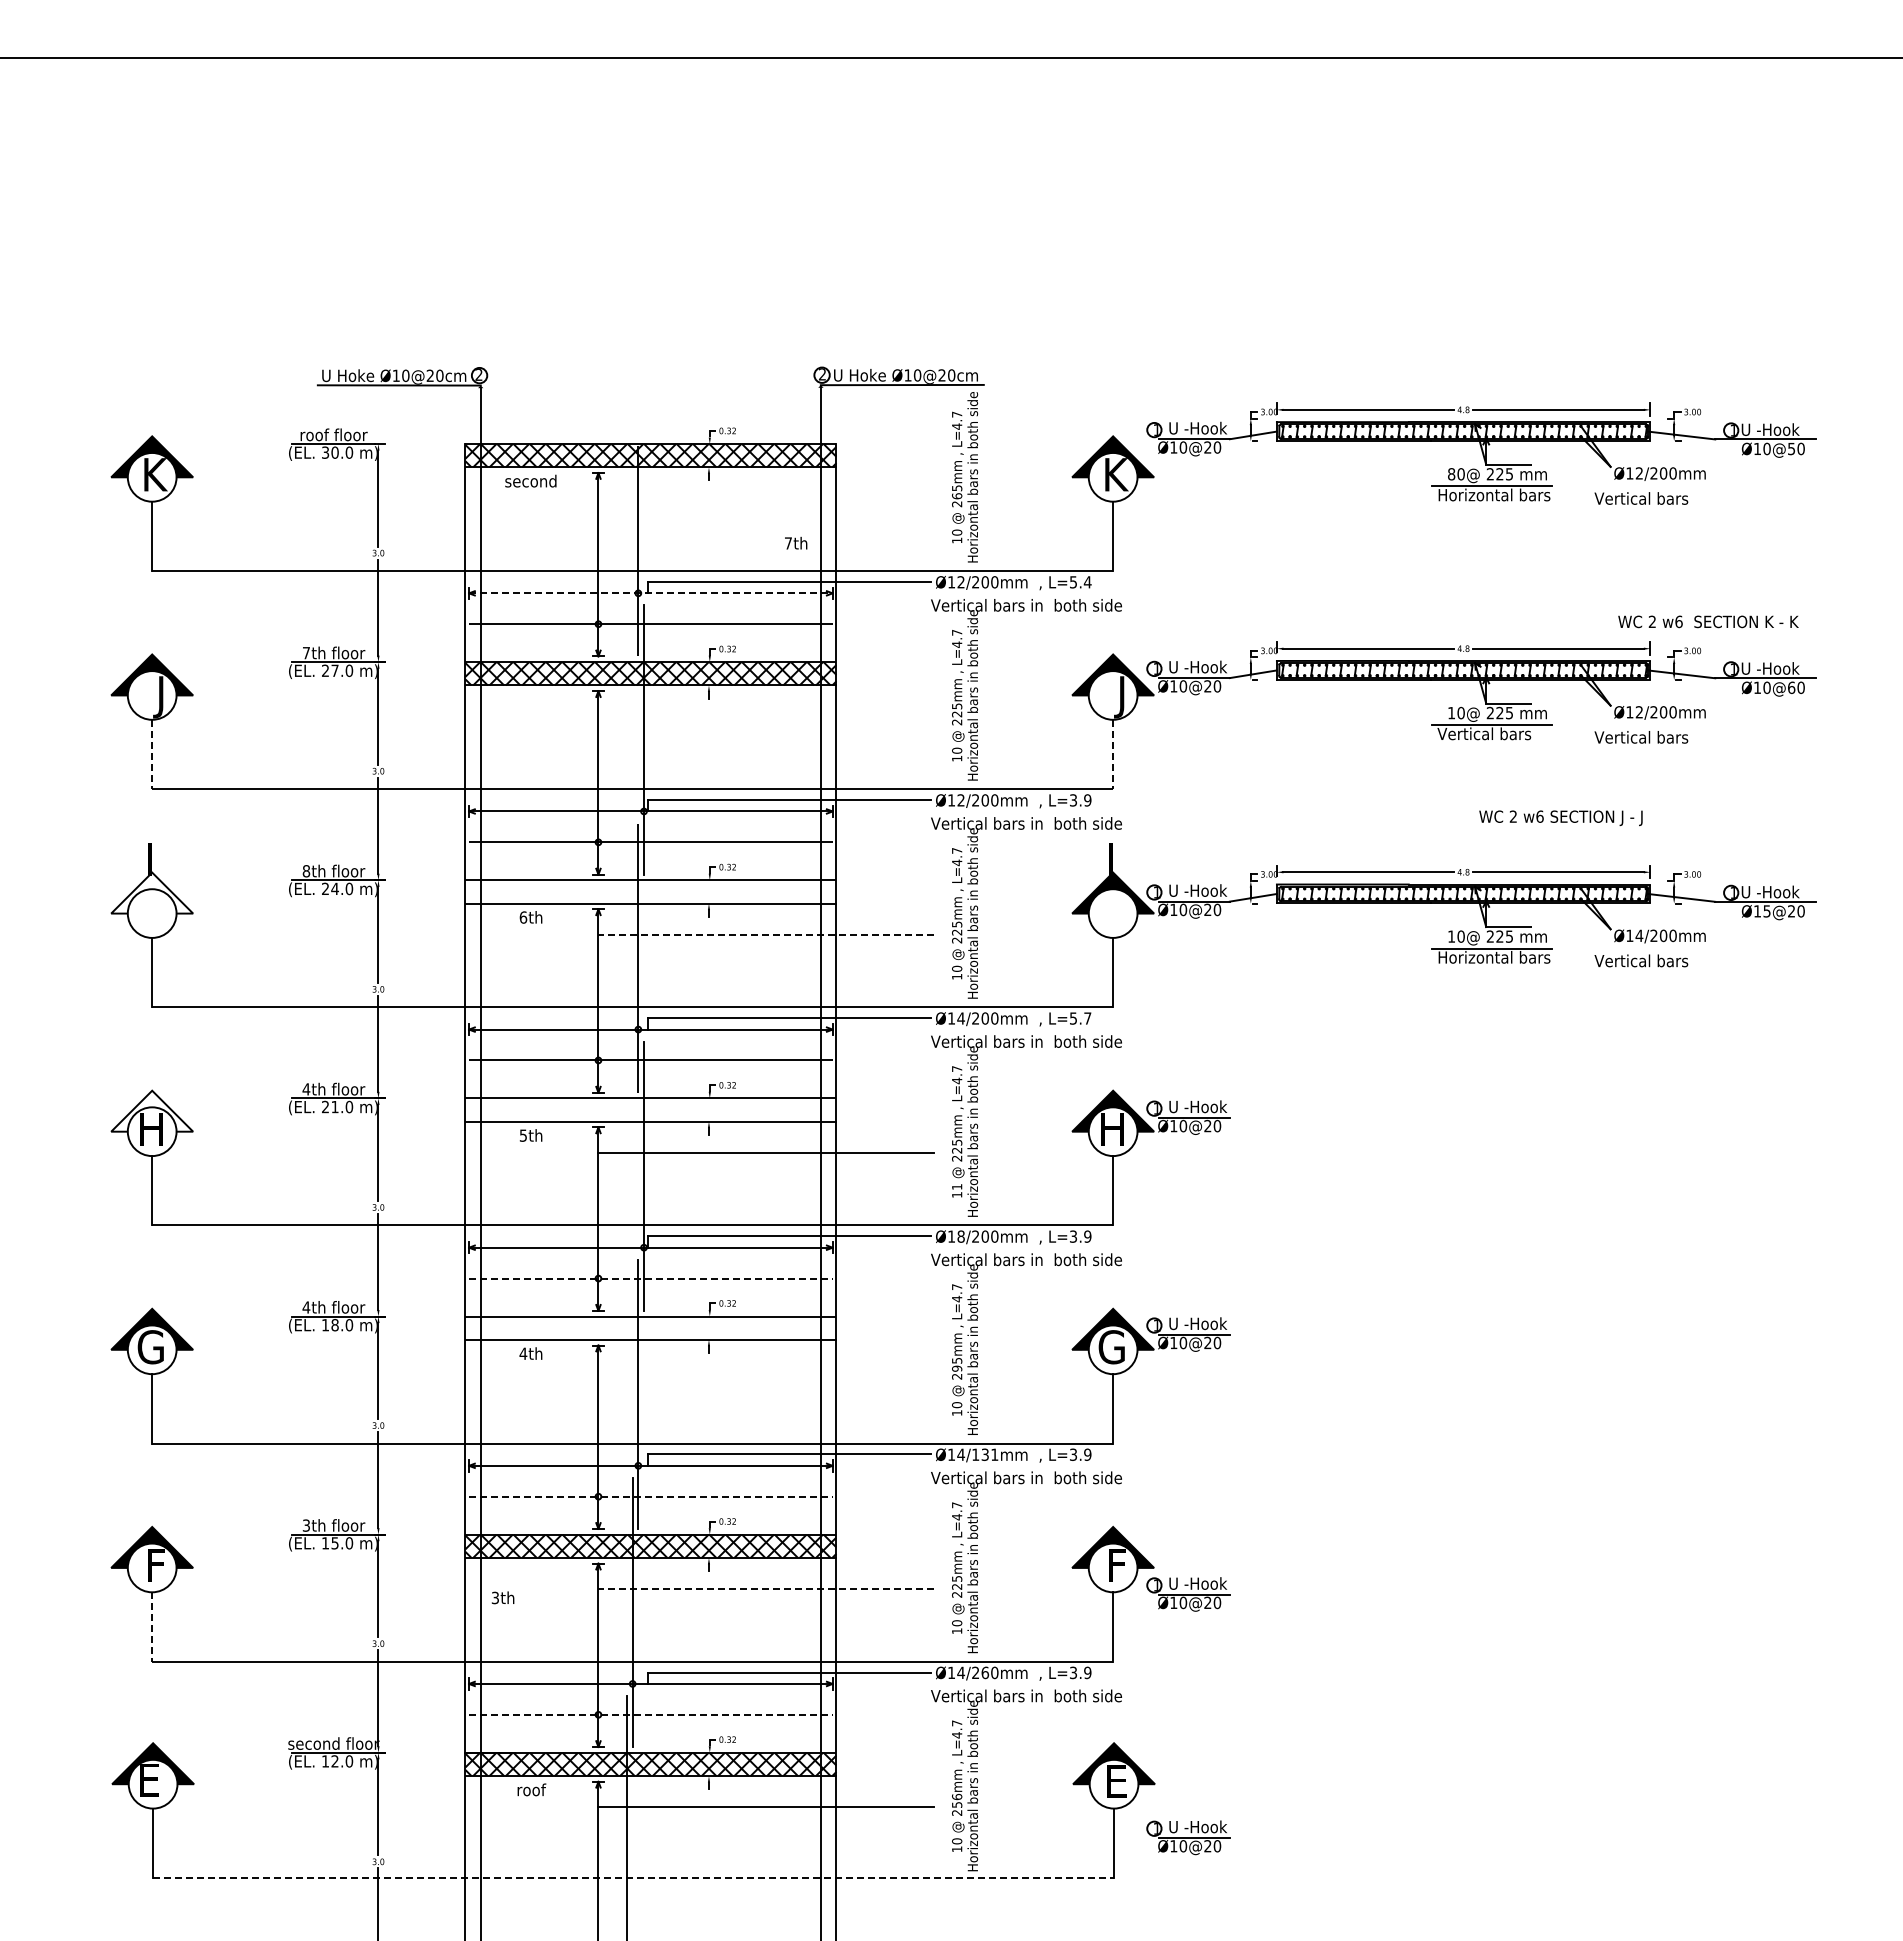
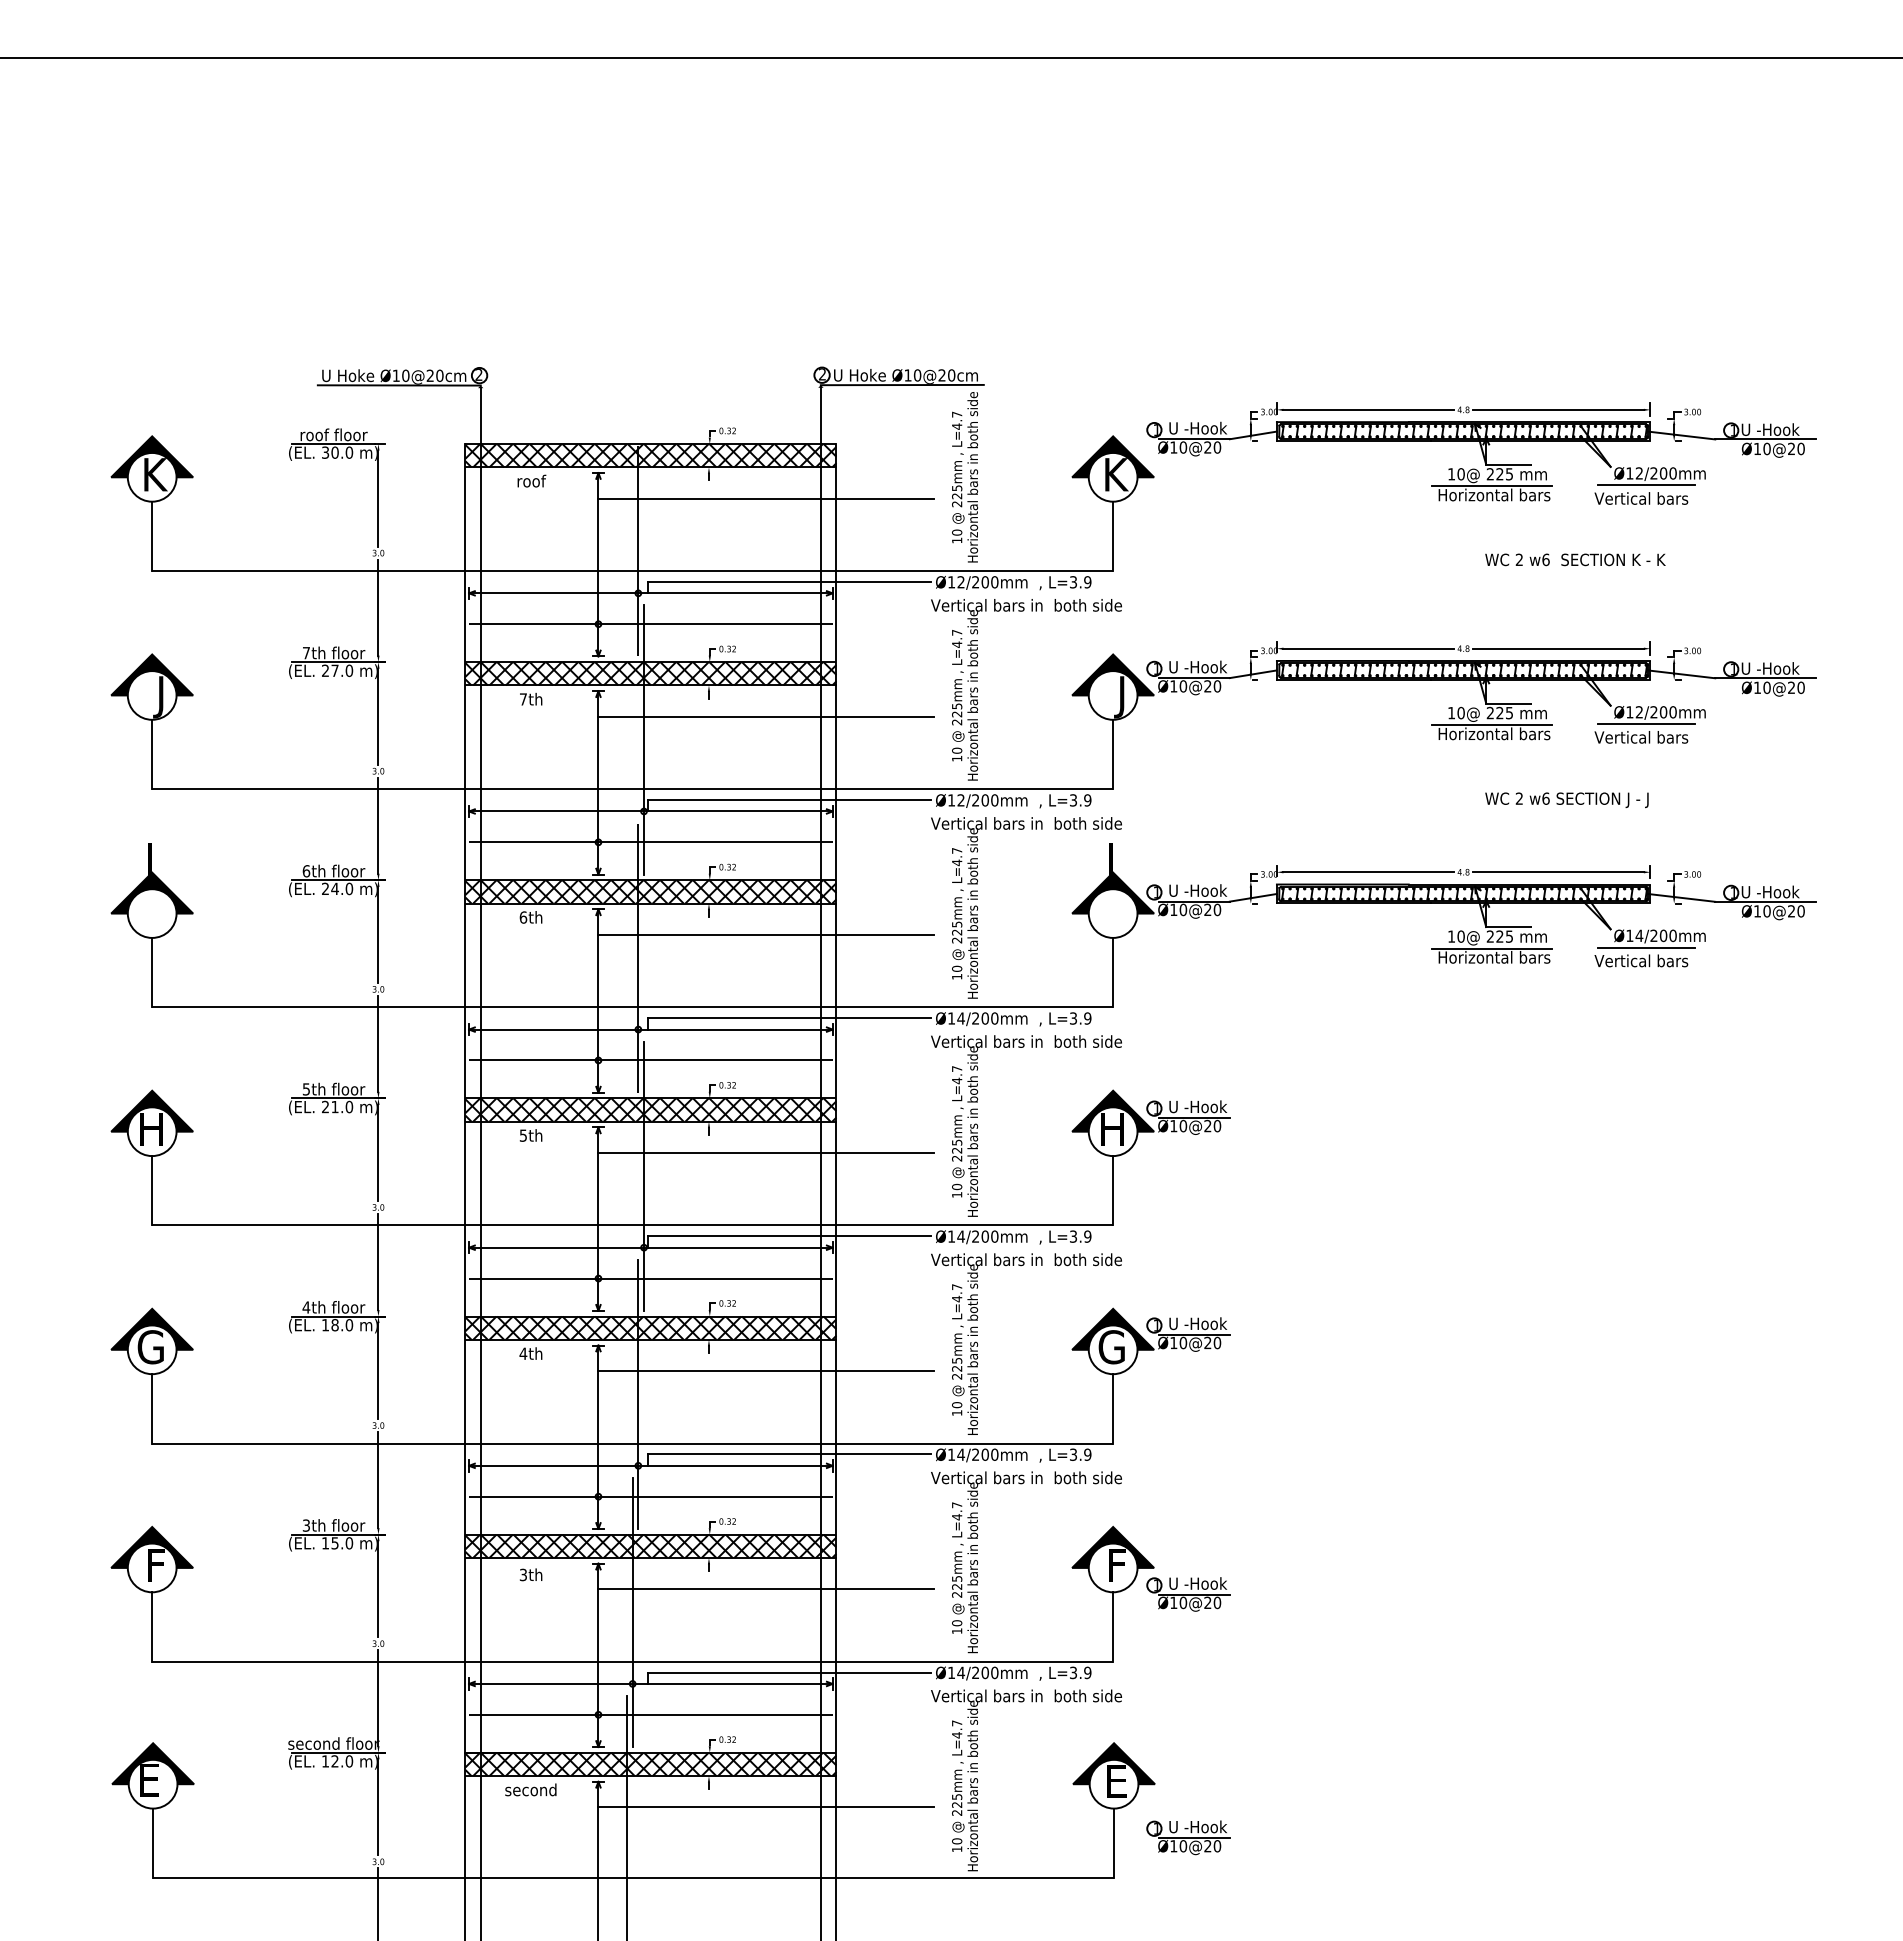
text: Ø10@50 -> Ø10@20 (1791, 448)
text: 80@ -> 10@ (1451, 474)
text: second -> roof (530, 480)
line: none -> present (1645, 485)
text: 265mm -> 225mm (957, 496)
line: none -> present (765, 498)
text position: (796, 543) -> (531, 699) (531, 699)
text: L=5.4 -> L=3.9 (1080, 582)
line: dashed -> solid (650, 593)
text position: (1708, 621) -> (1575, 559) (1575, 559)
text: Ø10@60 -> Ø10@20 (1791, 687)
line: none -> present (765, 716)
line: none -> present (1645, 724)
text: Vertical bars -> Horizontal bars (1493, 733)
line: dashed -> solid (152, 754)
line: dashed -> solid (1113, 754)
text position: (1560, 818) -> (1566, 800) (1566, 800)
text: 8th -> 6th (306, 871)
hatch: none -> present (650, 891)
fill: none -> present (152, 892)
text: Ø15@20 -> Ø10@20 (1766, 911)
line: dashed -> solid (766, 934)
line: none -> present (1645, 947)
text: L=5.7 -> L=3.9 (1080, 1018)
text: 4th -> 5th (306, 1089)
hatch: none -> present (650, 1109)
fill: none -> present (152, 1110)
text: 11 -> 10 (957, 1186)
text: Ø18/200mm -> Ø14/200mm (961, 1236)
line: dashed -> solid (650, 1278)
hatch: none -> present (650, 1327)
text: 295mm -> 225mm (957, 1368)
line: none -> present (765, 1371)
text: Ø14/131mm -> Ø14/200mm (985, 1454)
line: dashed -> solid (650, 1496)
line: dashed -> solid (766, 1589)
text position: (502, 1597) -> (530, 1574) (530, 1574)
line: dashed -> solid (152, 1626)
text: Ø14/260mm -> Ø14/200mm (985, 1672)
line: dashed -> solid (650, 1714)
text: roof -> second (530, 1789)
text: 256mm -> 225mm (957, 1800)
line: dashed -> solid (634, 1877)
